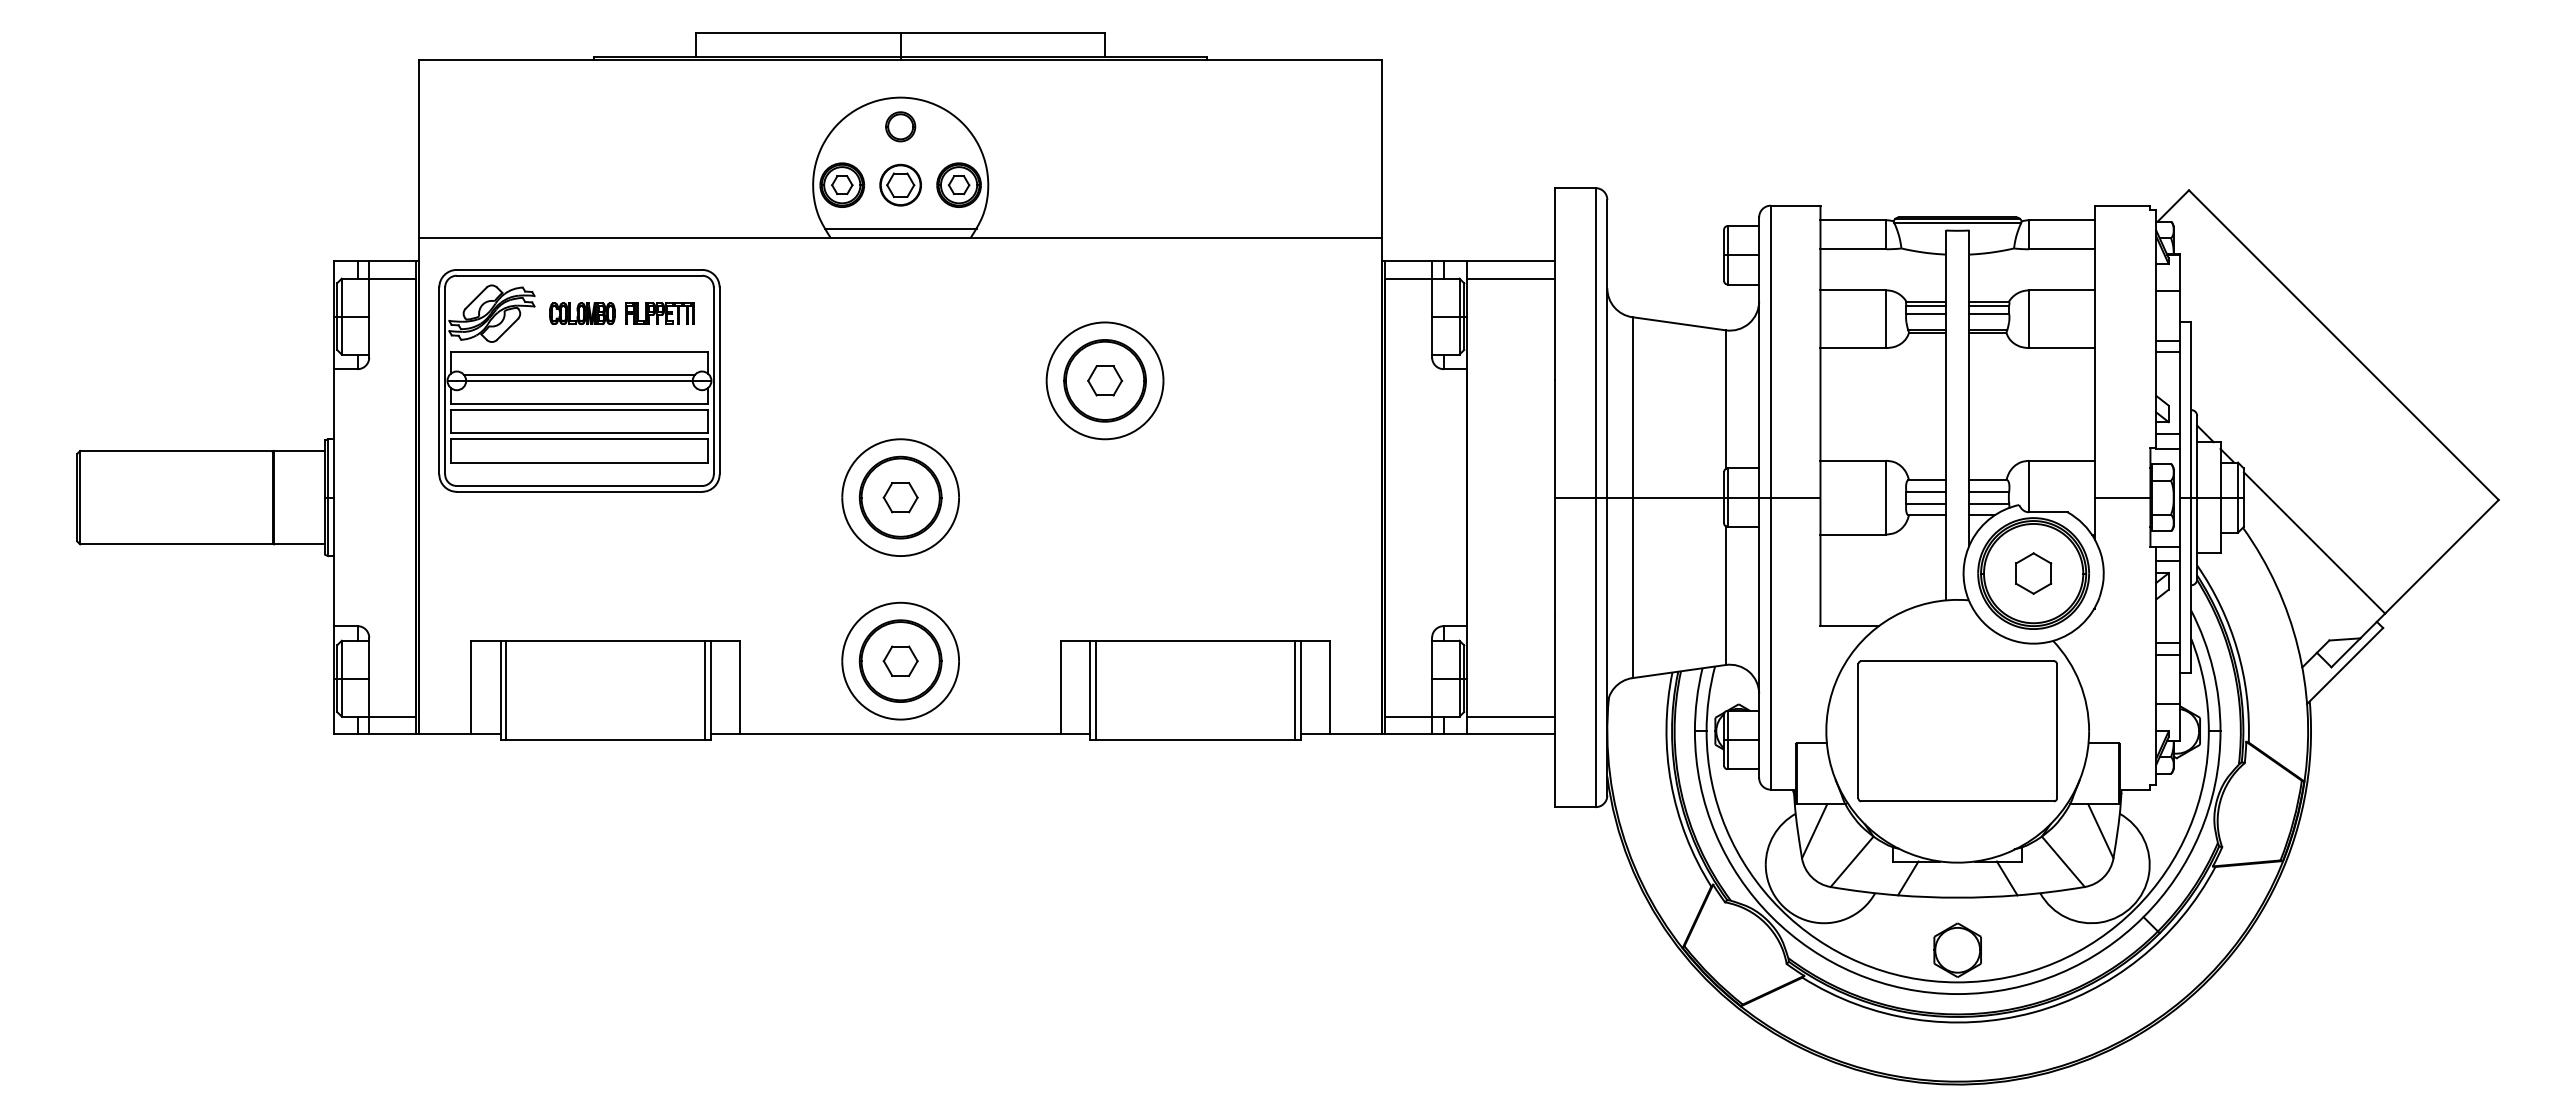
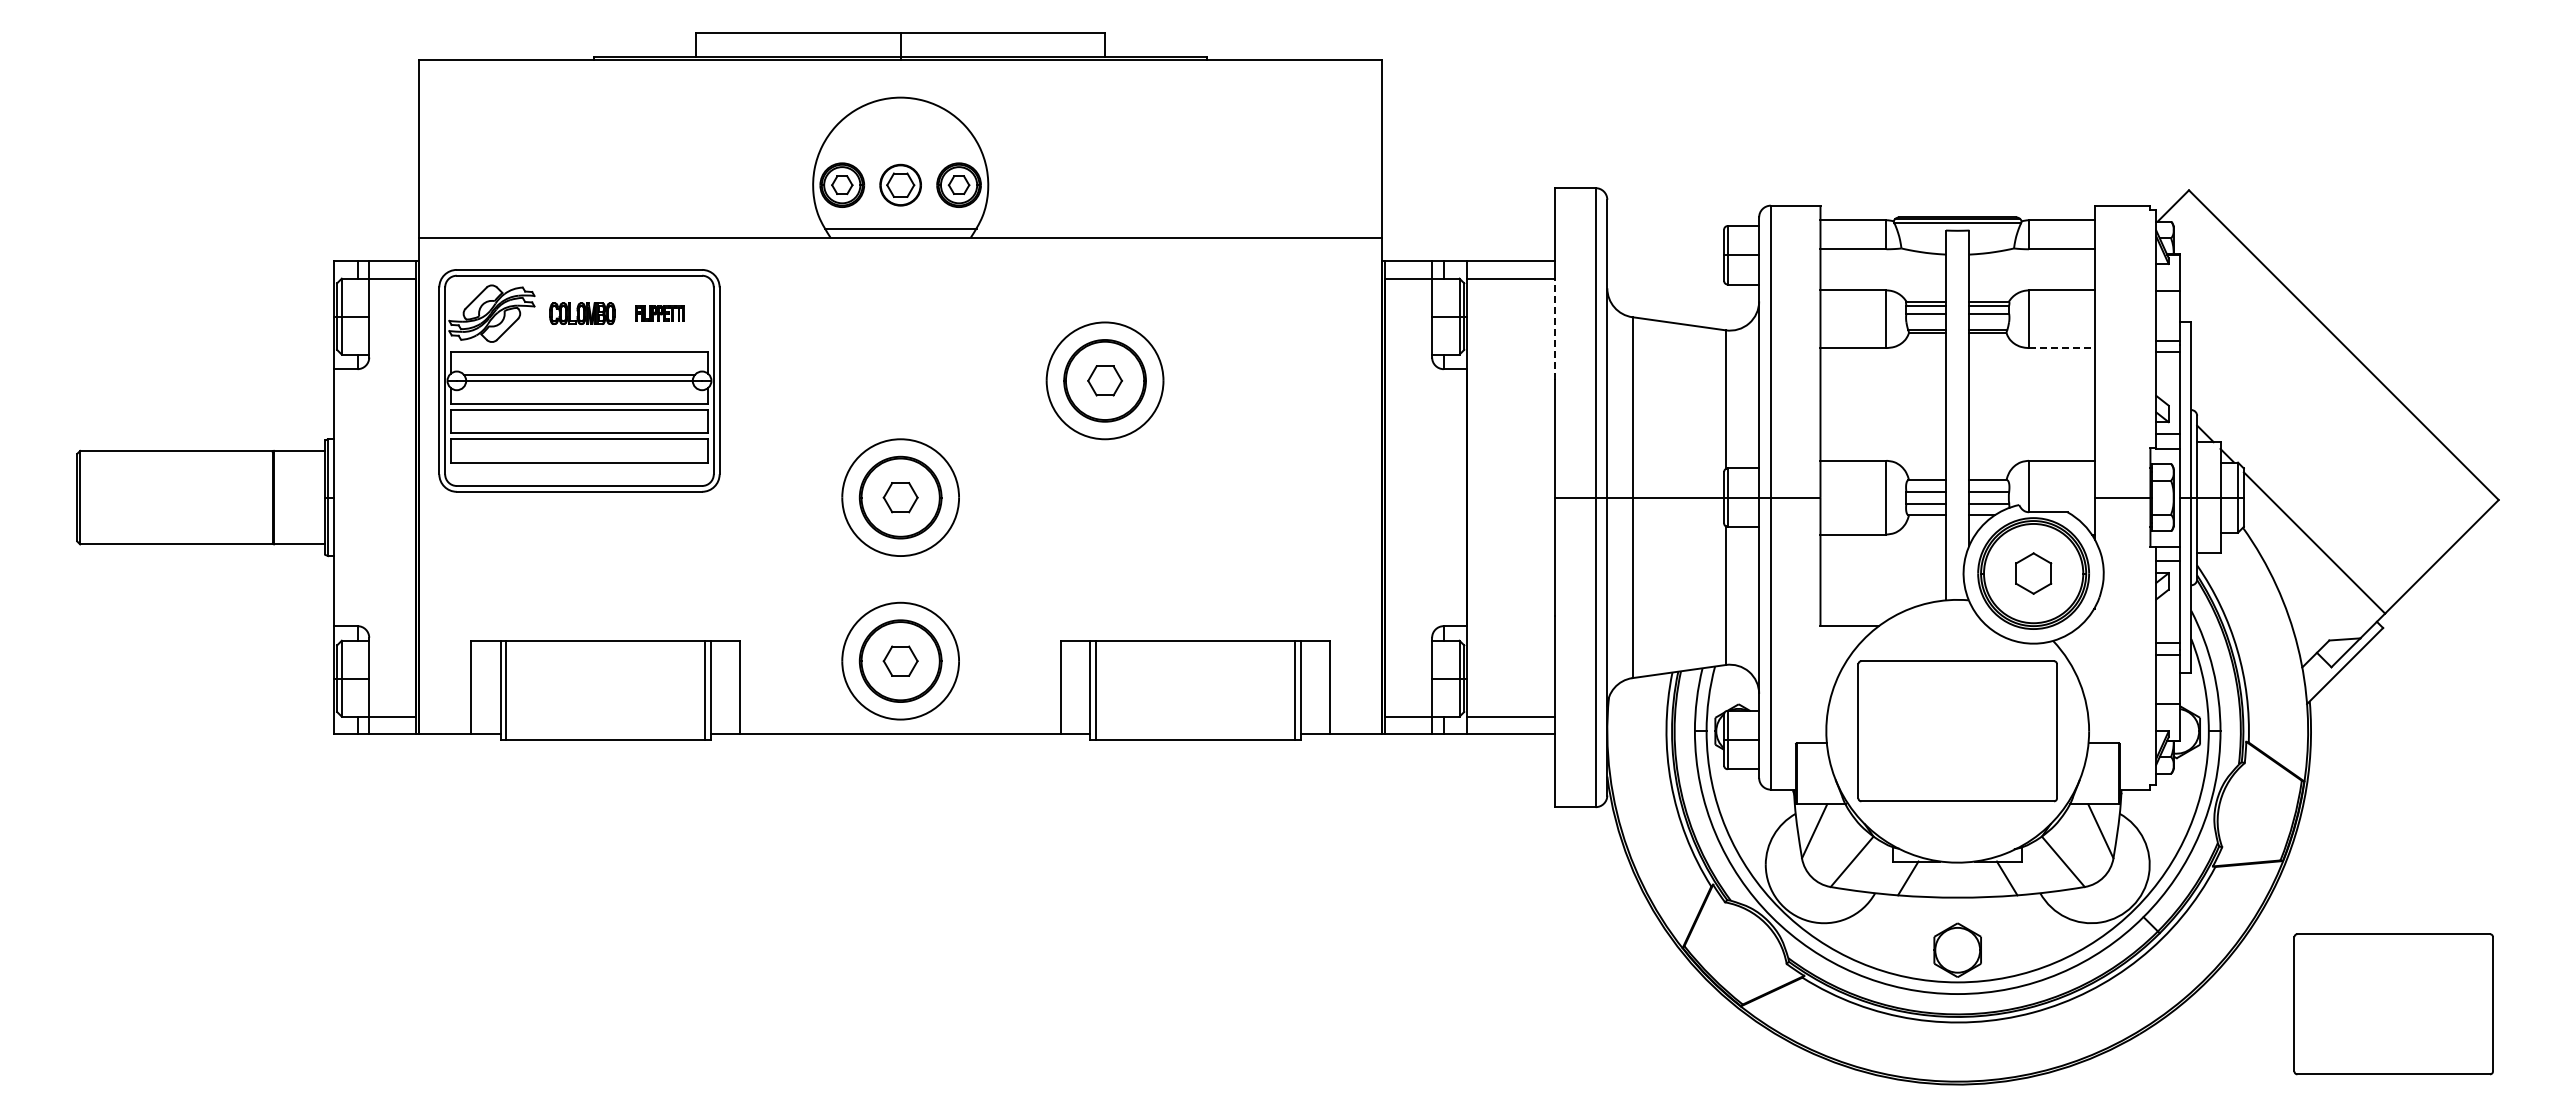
part: present -> none (900, 126)
part size: 70x23 px -> 50x17 px (659, 313)
line: solid -> dashed (1554, 329)
line: solid -> dashed (2061, 348)
part: none -> present (2393, 1004)
